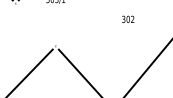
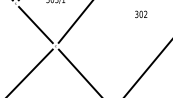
text position: (128, 19) -> (141, 14) (141, 14)
line: none -> present (74, 22)
line: none -> present (35, 24)
